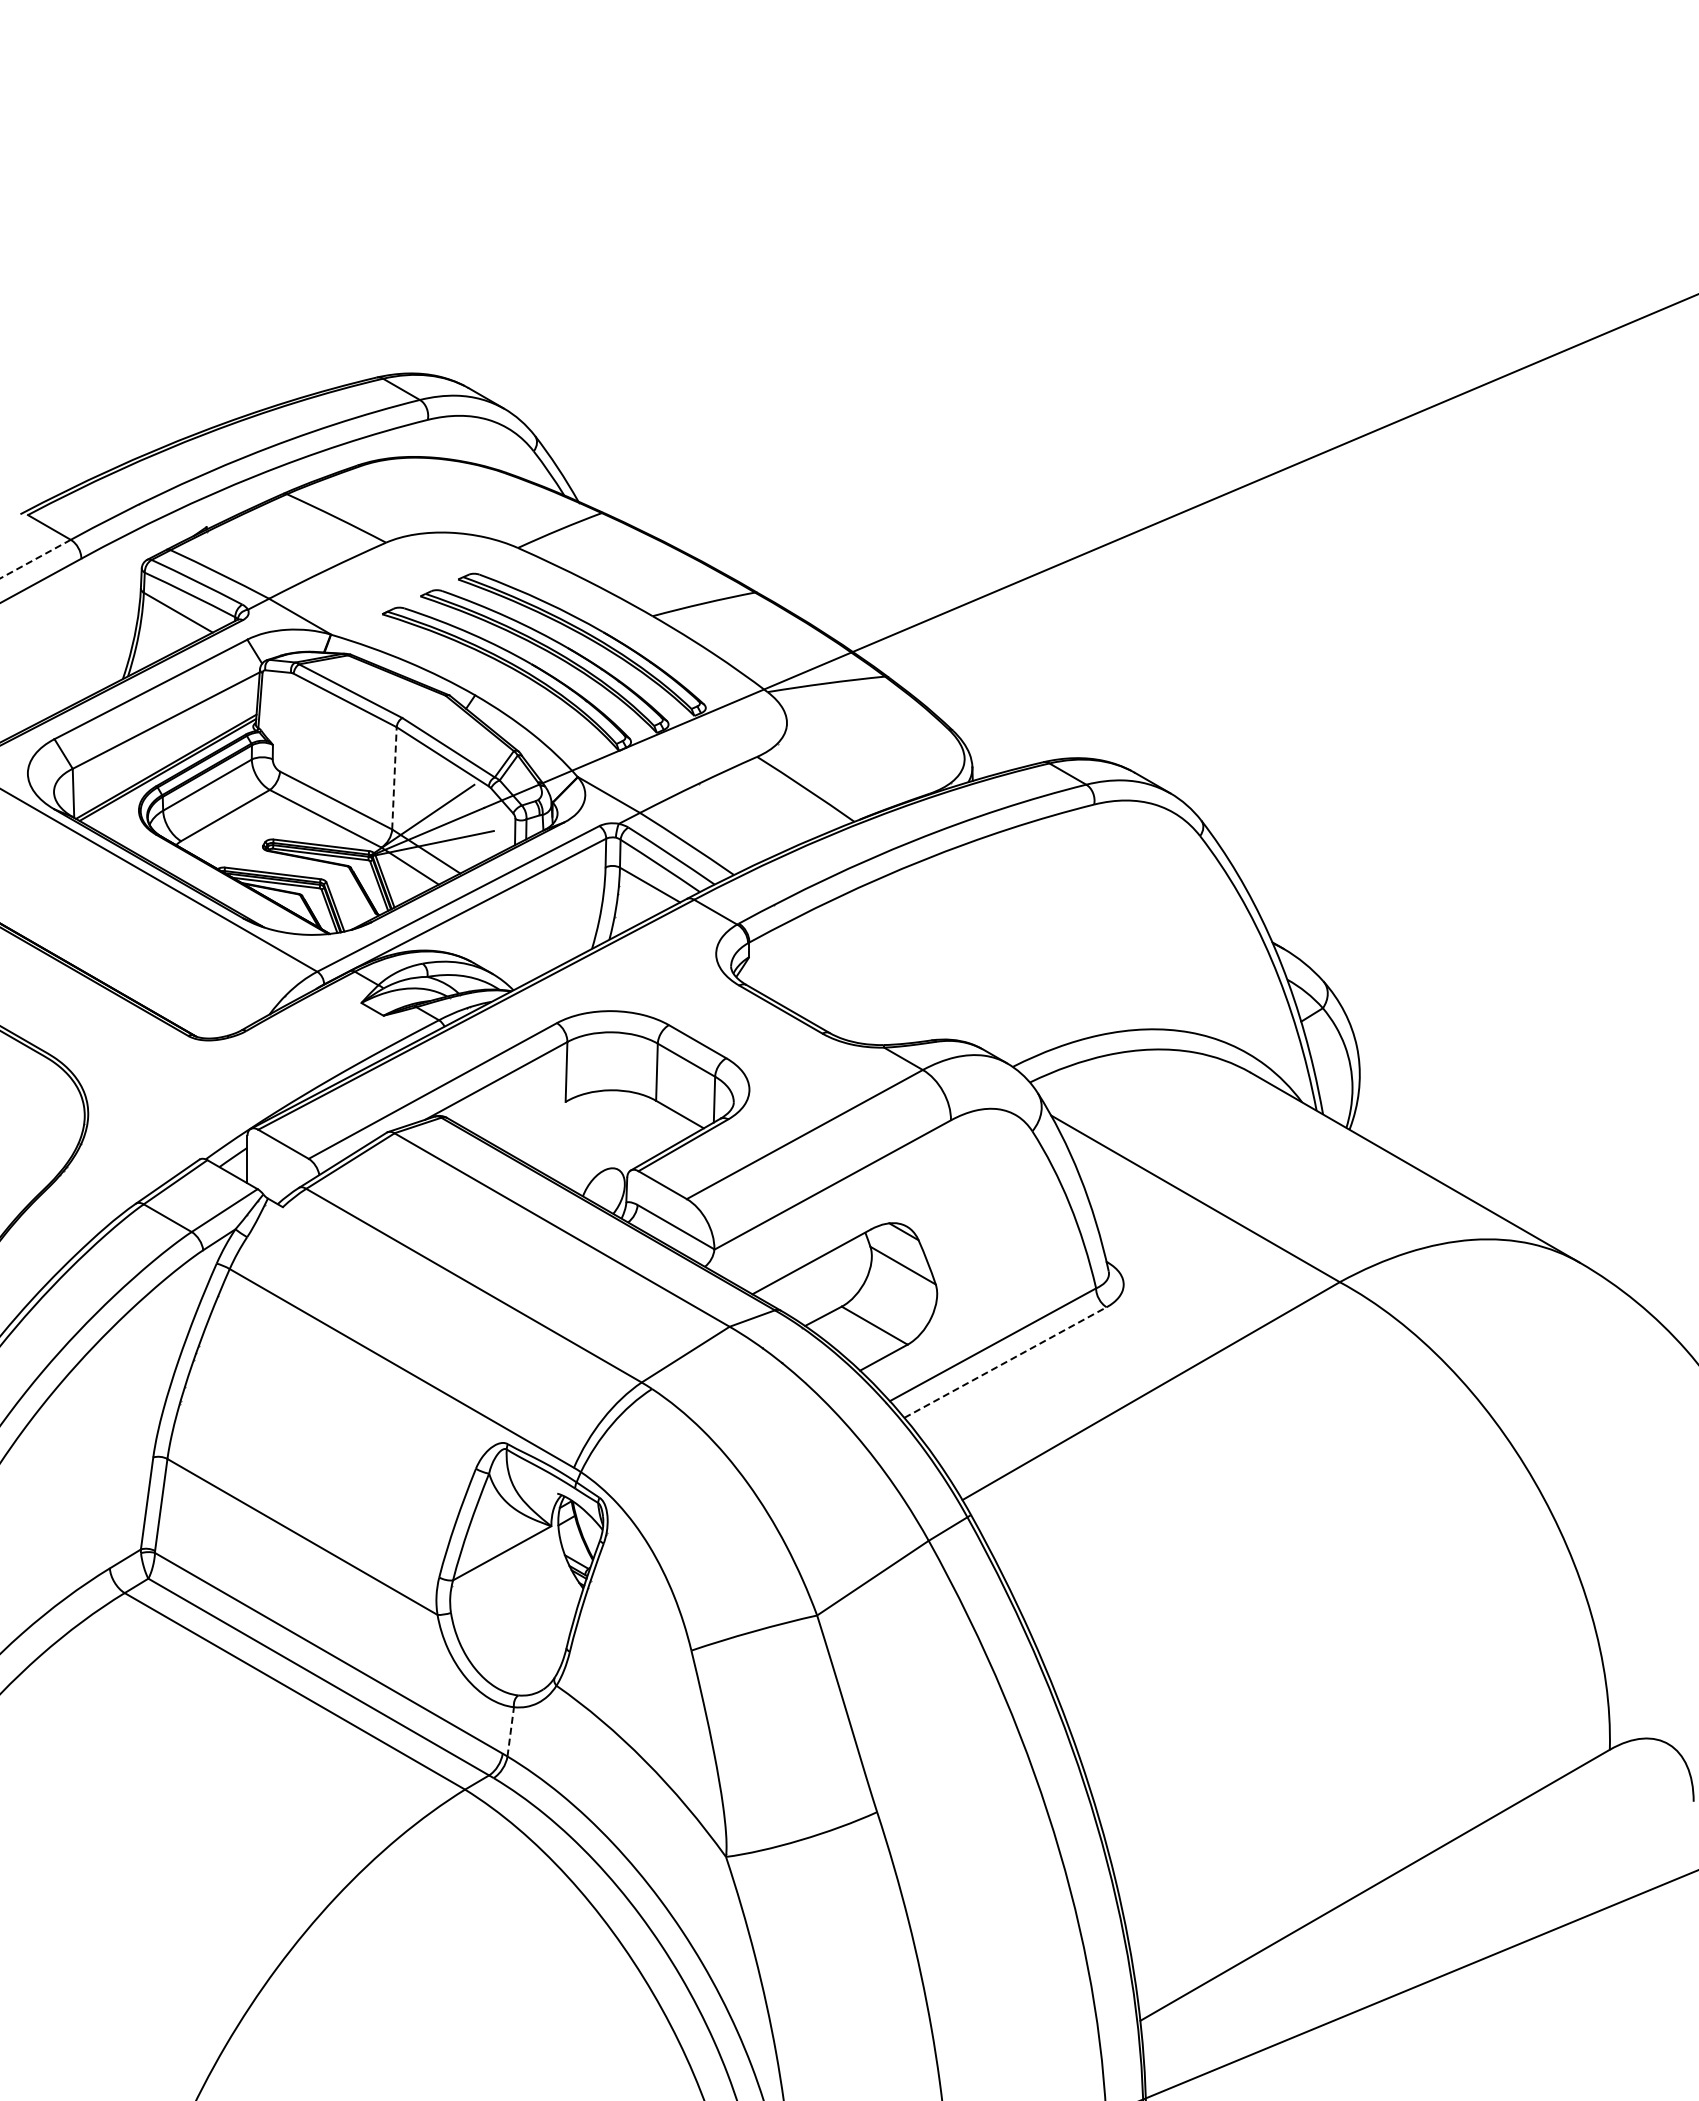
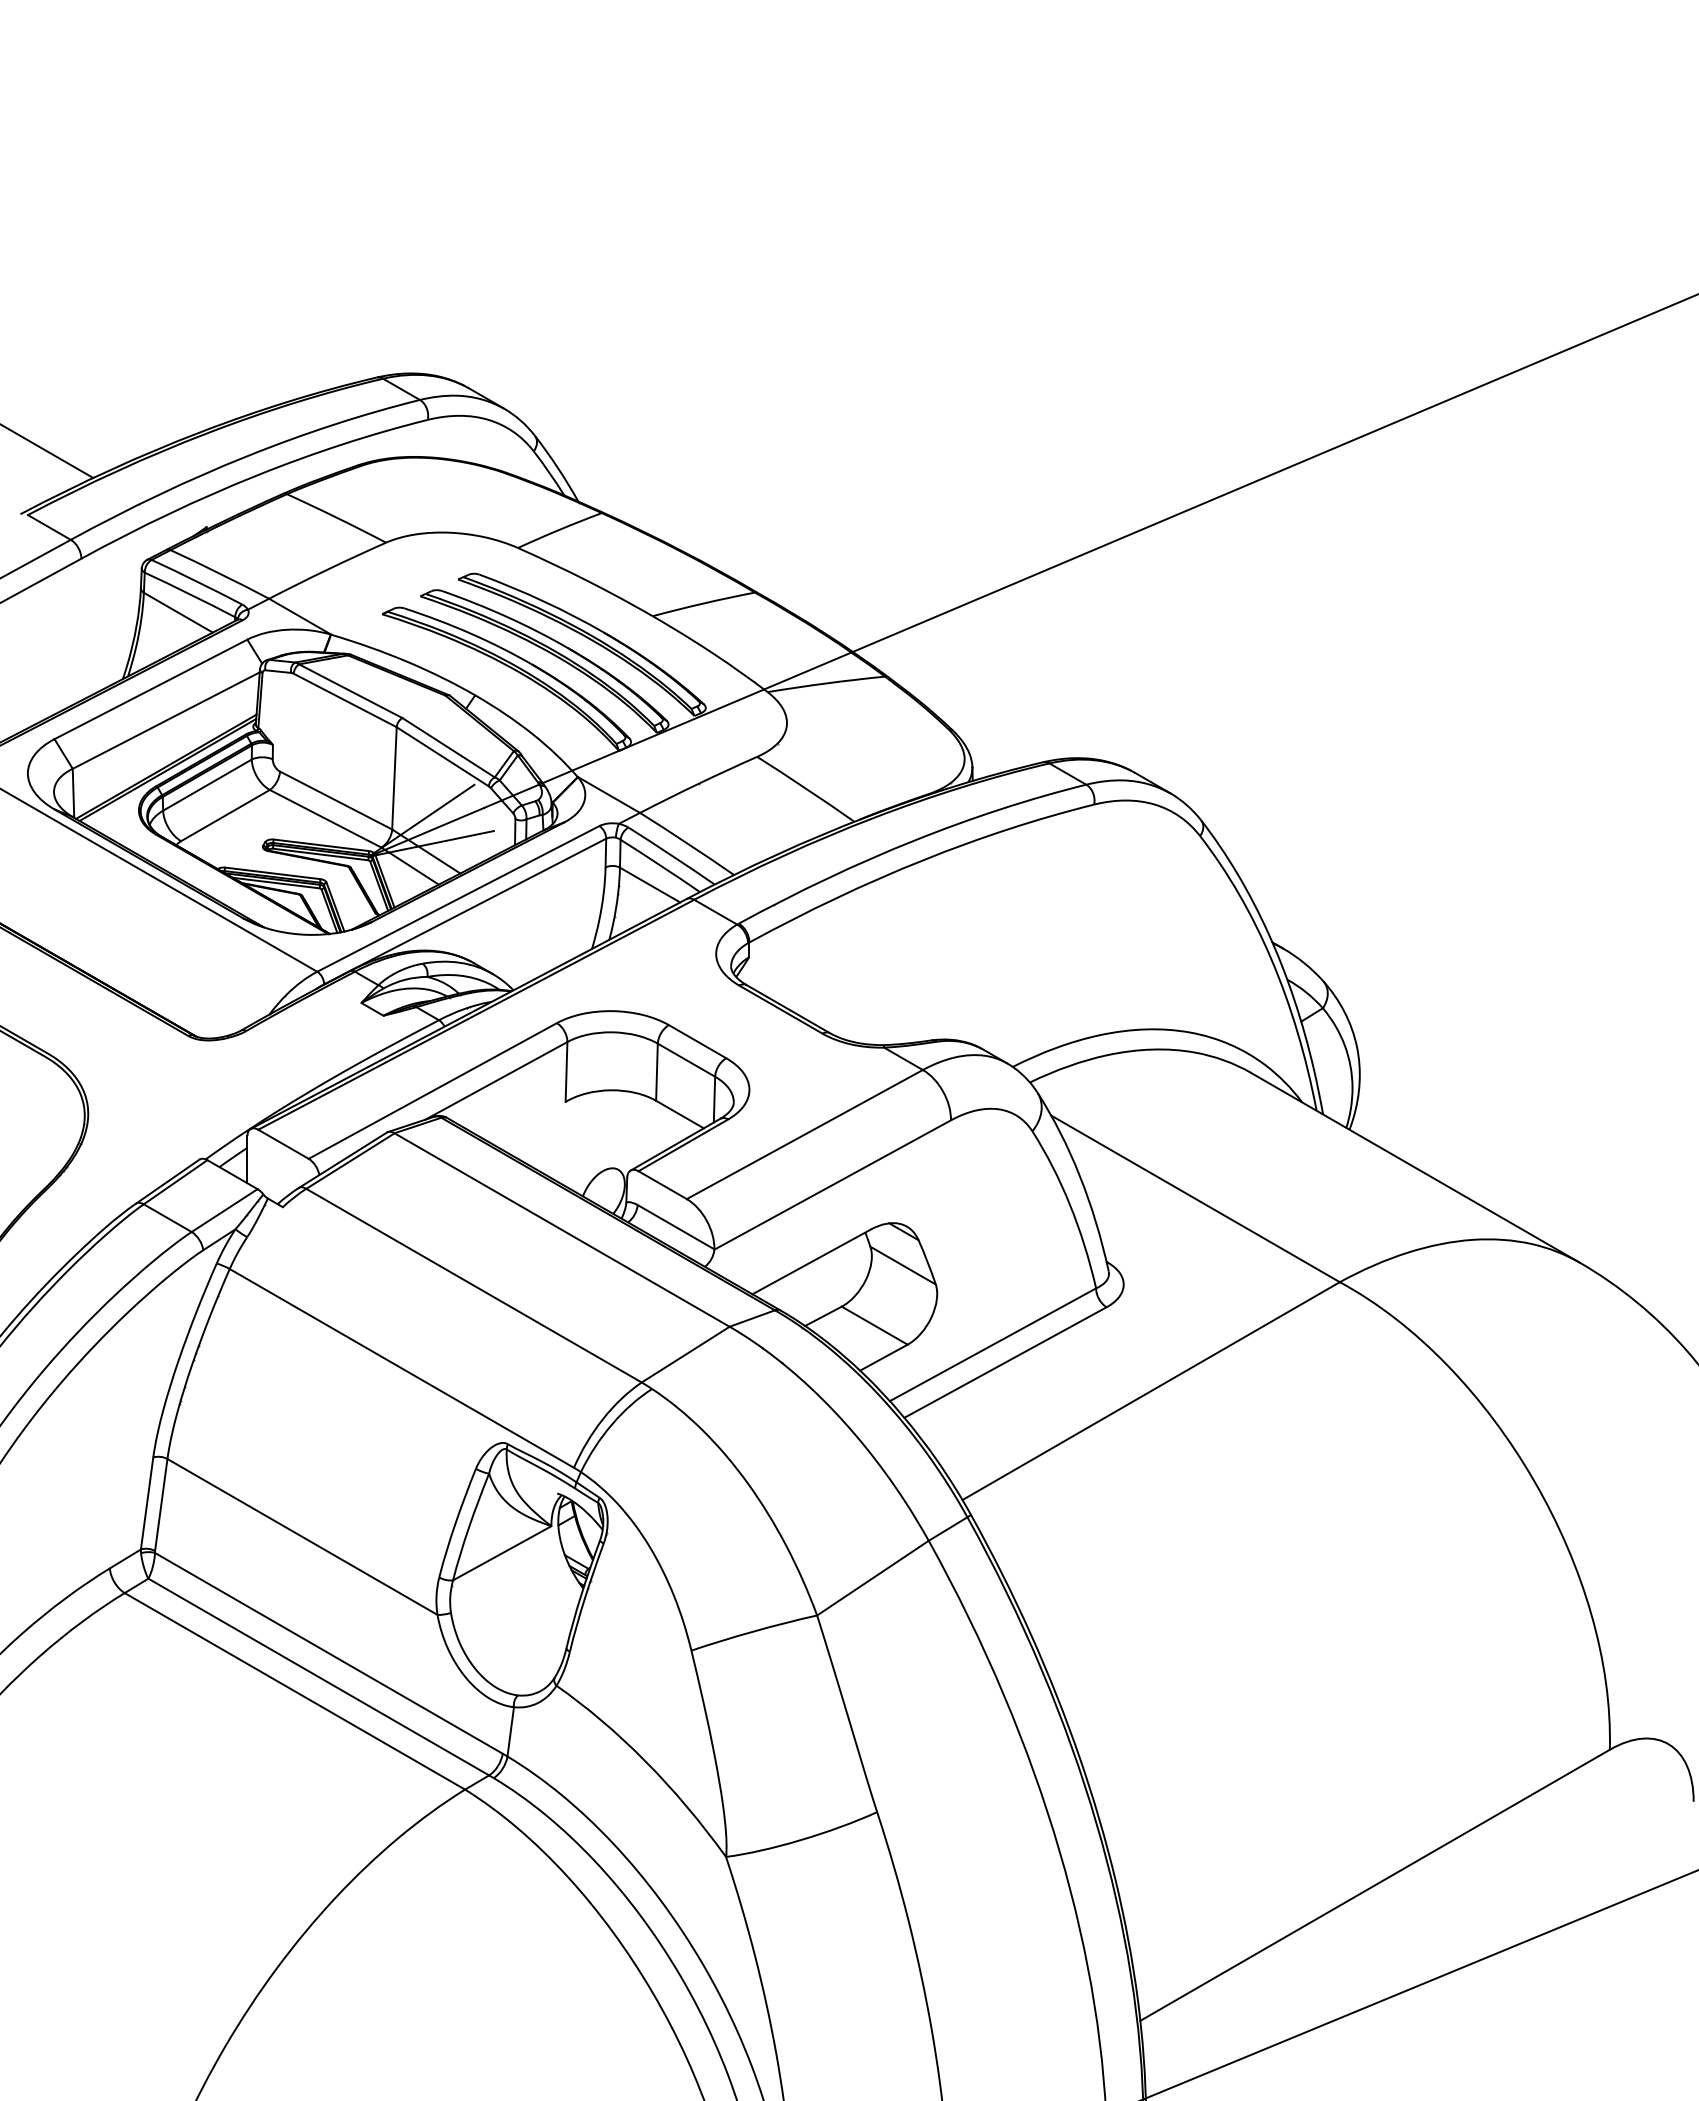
line: none -> present (47, 451)
line: dashed -> solid (35, 559)
line: dashed -> solid (394, 777)
line: dashed -> solid (1006, 1362)
line: dashed -> solid (510, 1731)
